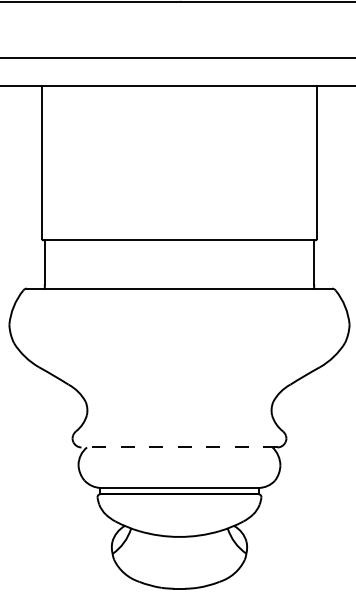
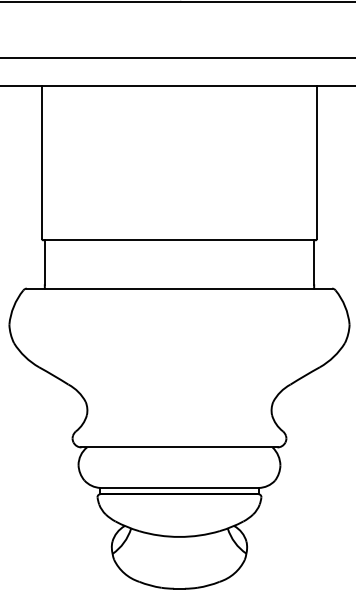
line: dashed -> solid (178, 447)
